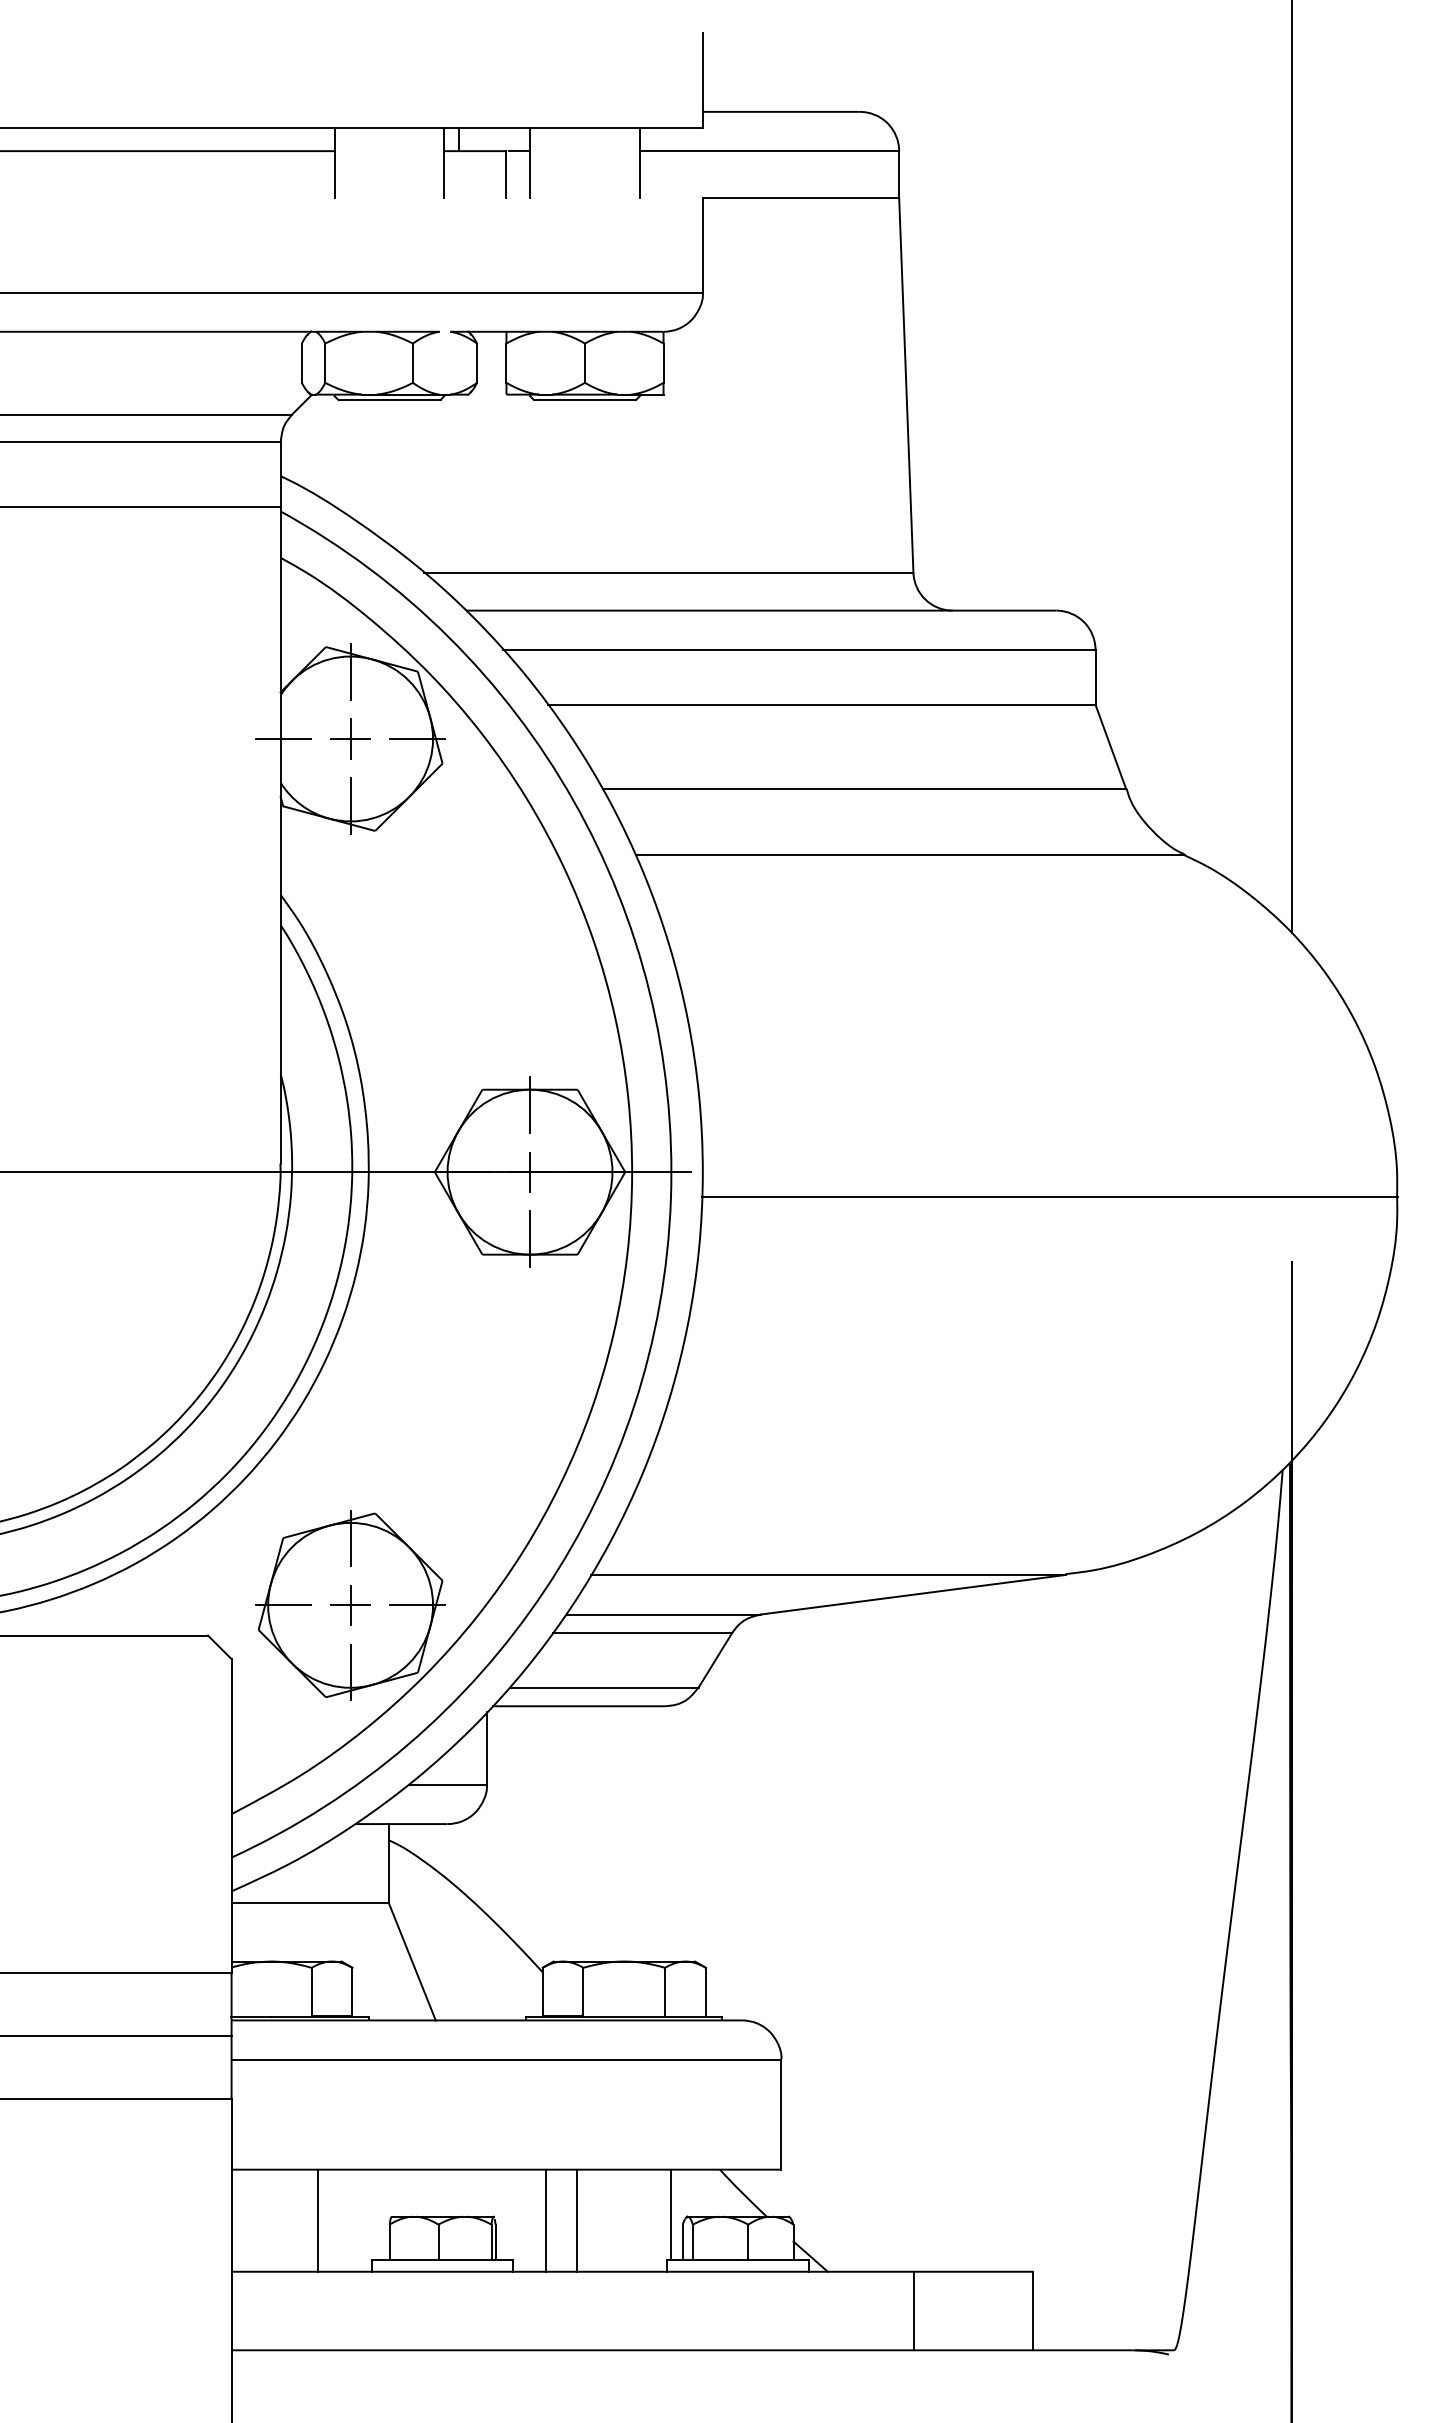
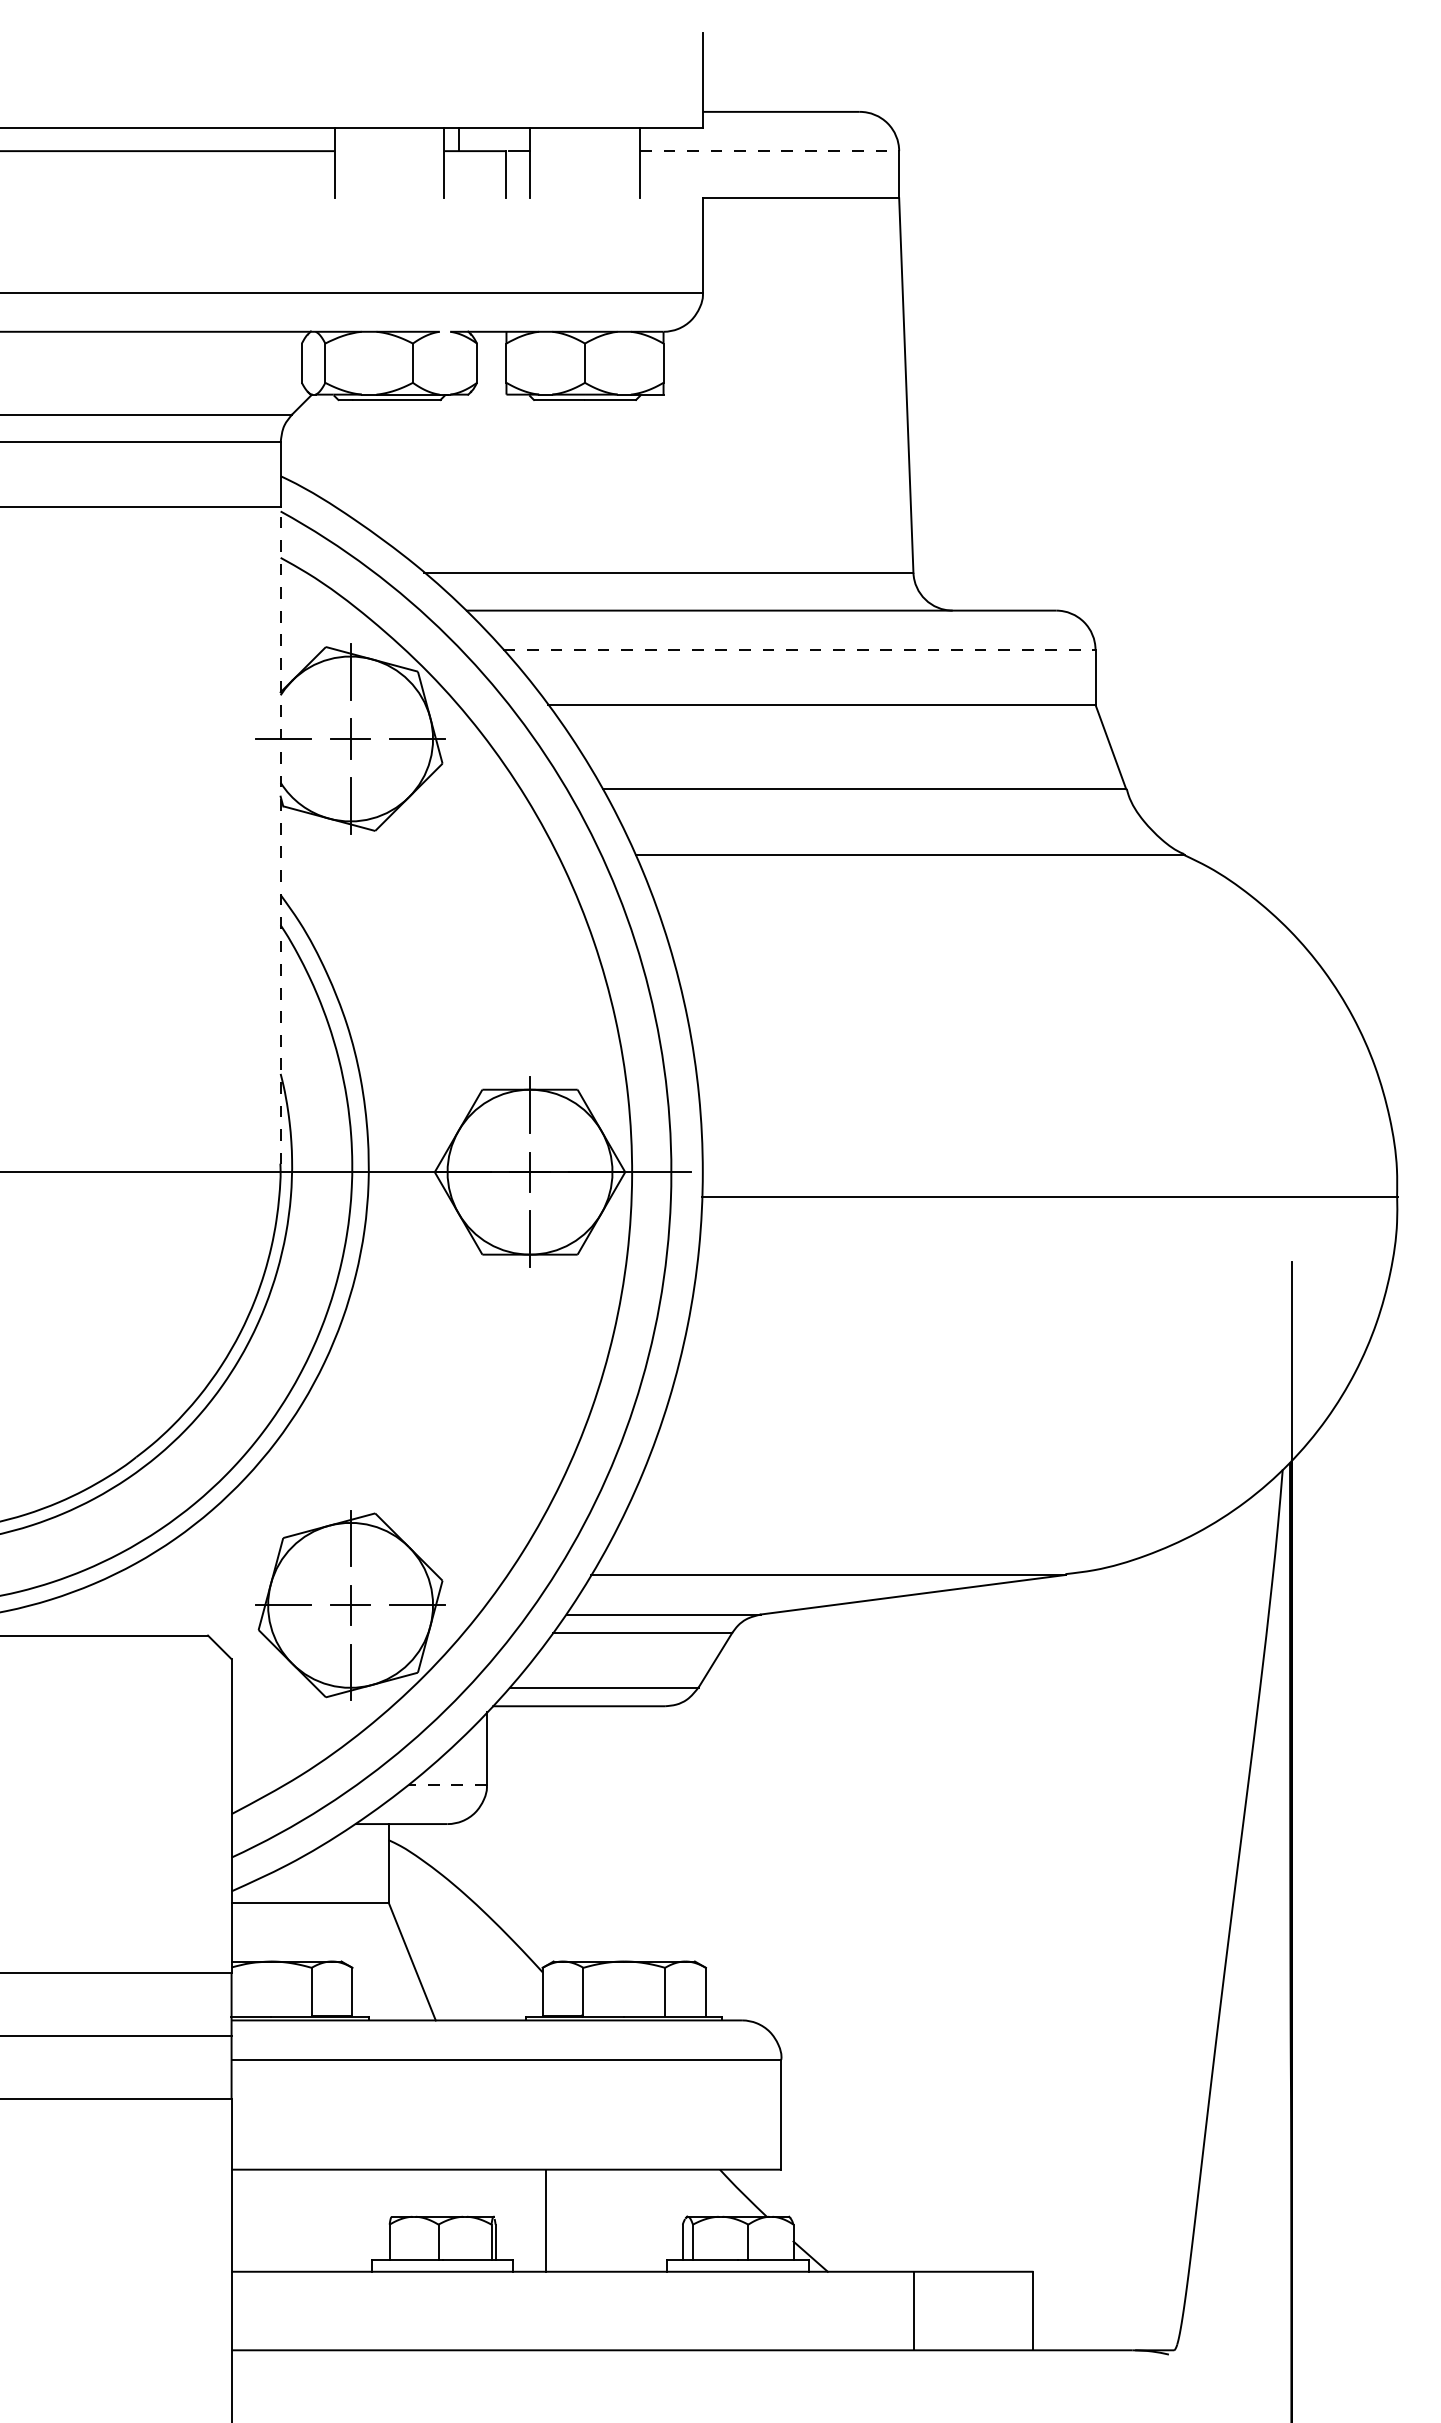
line: solid -> dashed (769, 151)
line: present -> none (1291, 467)
line: solid -> dashed (799, 649)
line: solid -> dashed (280, 835)
line: solid -> dashed (448, 1784)
line: present -> none (671, 2214)
line: present -> none (317, 2220)
line: present -> none (577, 2220)
